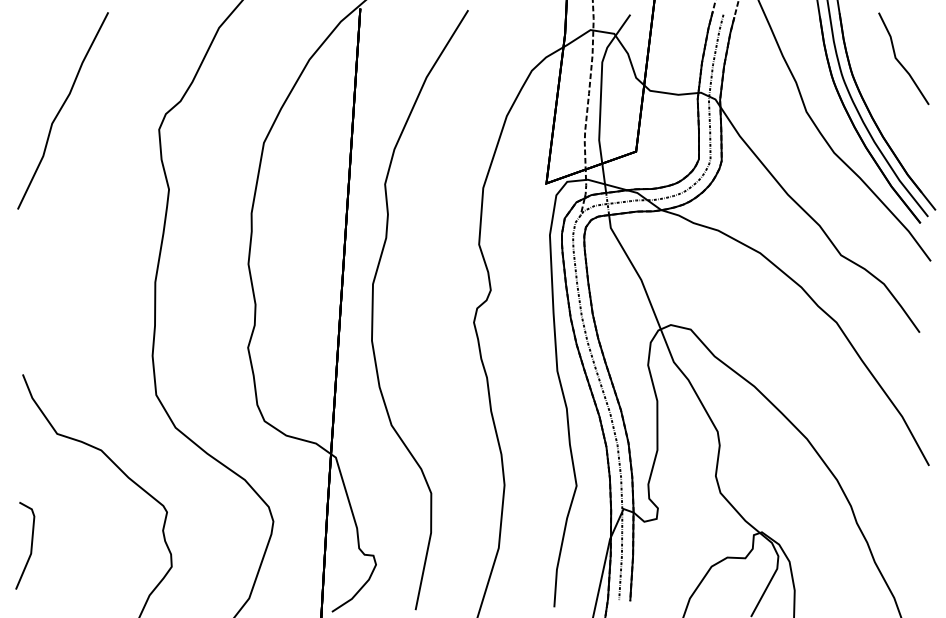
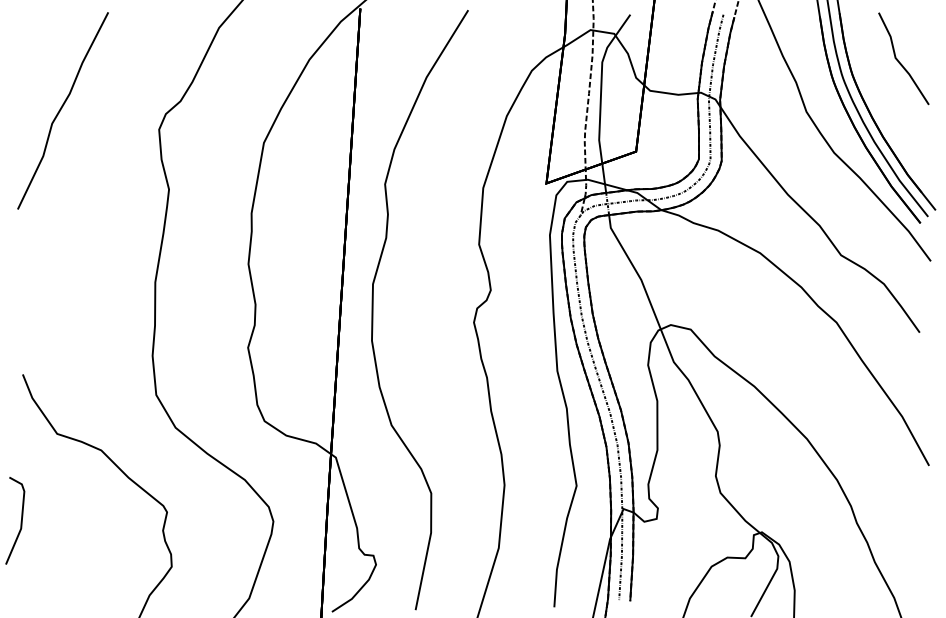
part position: (25, 545) -> (15, 520) (15, 520)
